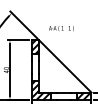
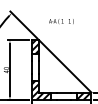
text position: (61, 28) -> (61, 21) (61, 21)
